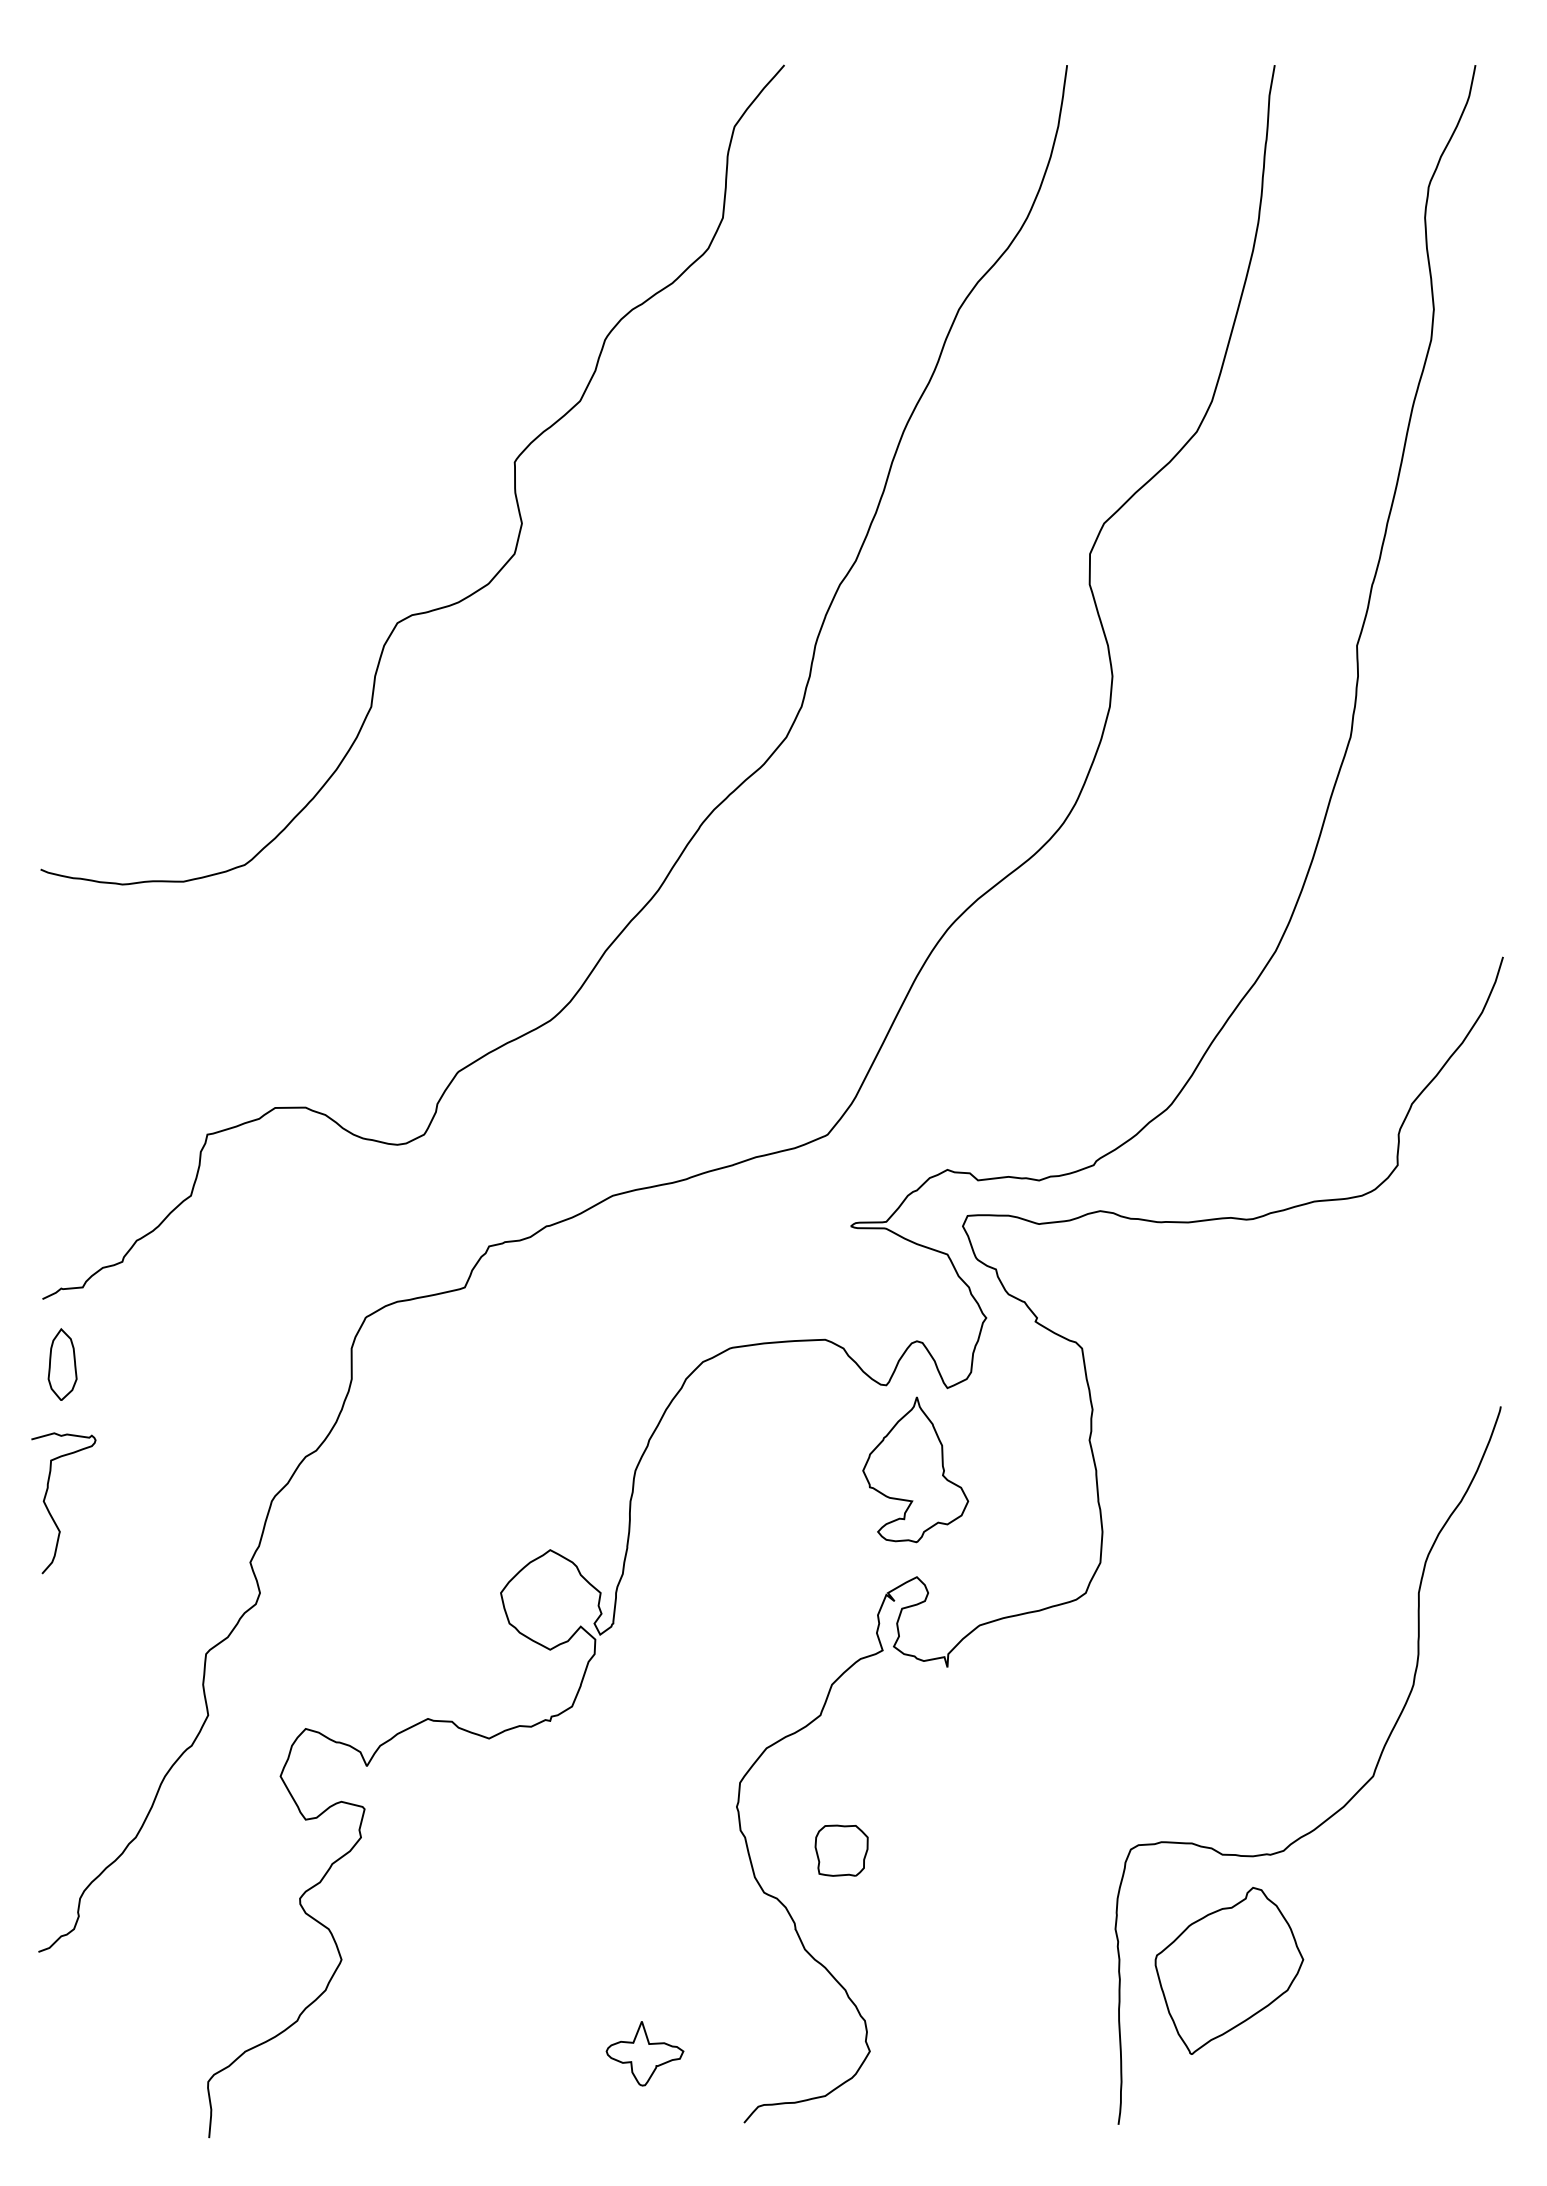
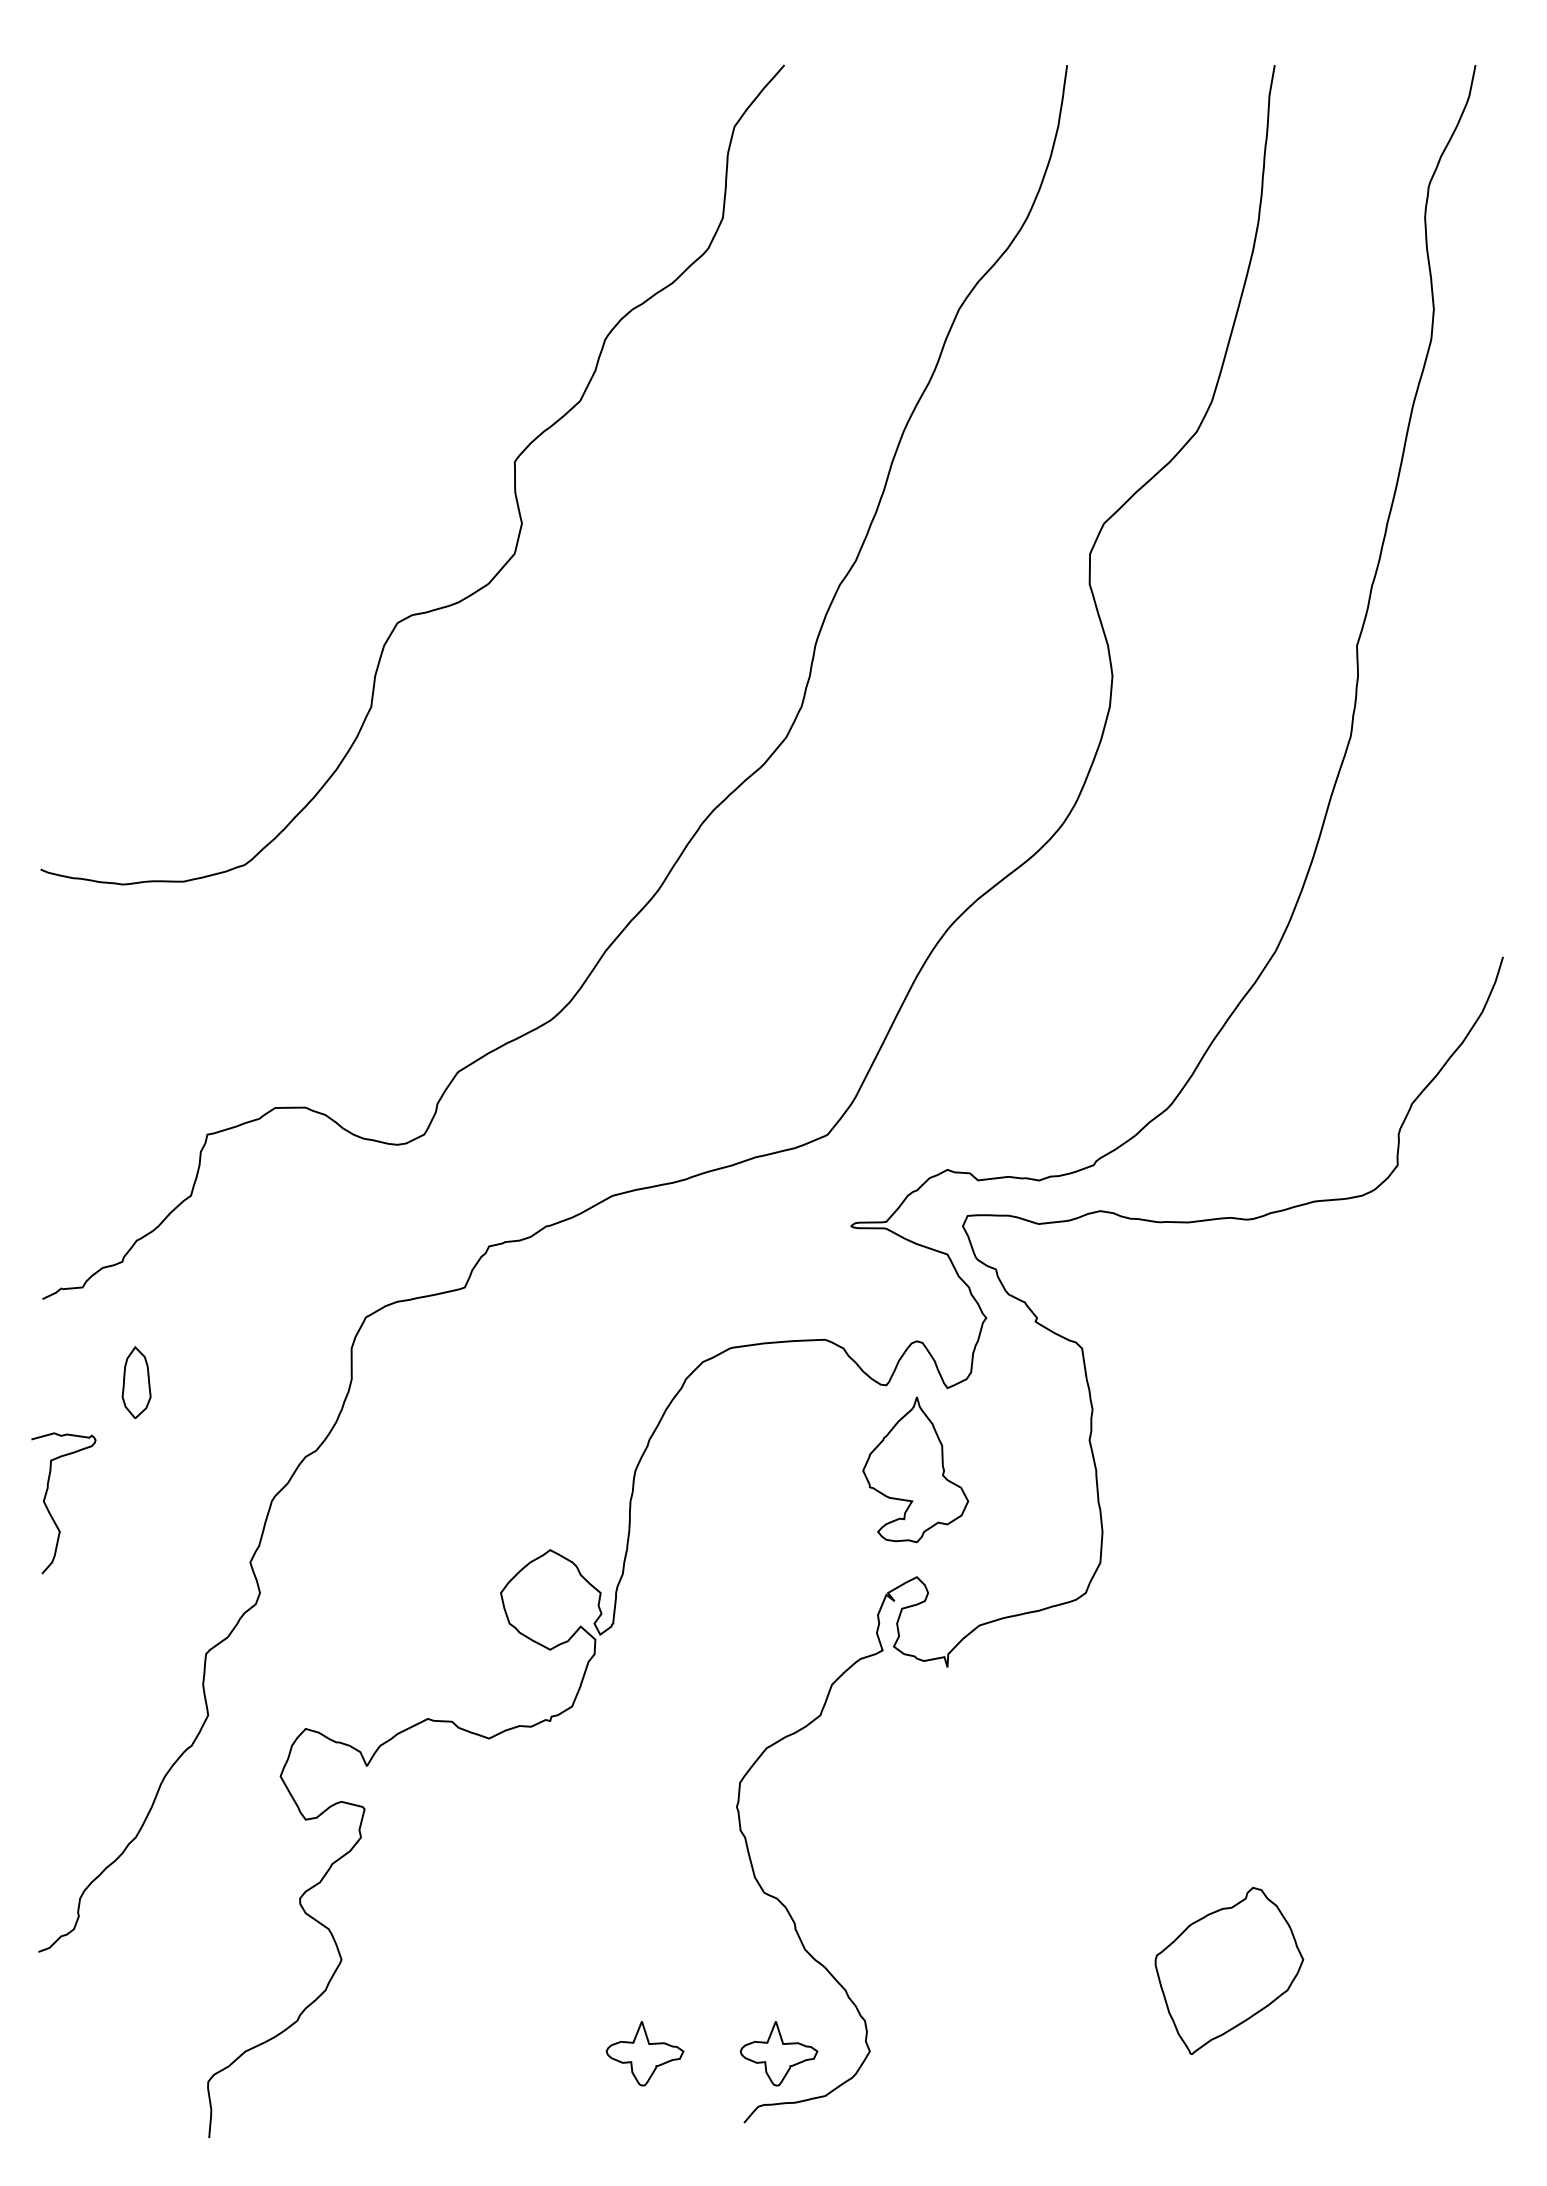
part position: (62, 1364) -> (136, 1382) (136, 1382)
curve: present -> none (1339, 1808)
part: present -> none (841, 1850)
part: none -> present (778, 2053)
